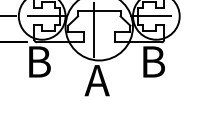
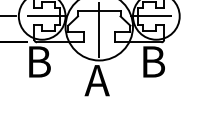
line position: (94, 29) -> (99, 29) (99, 29)
